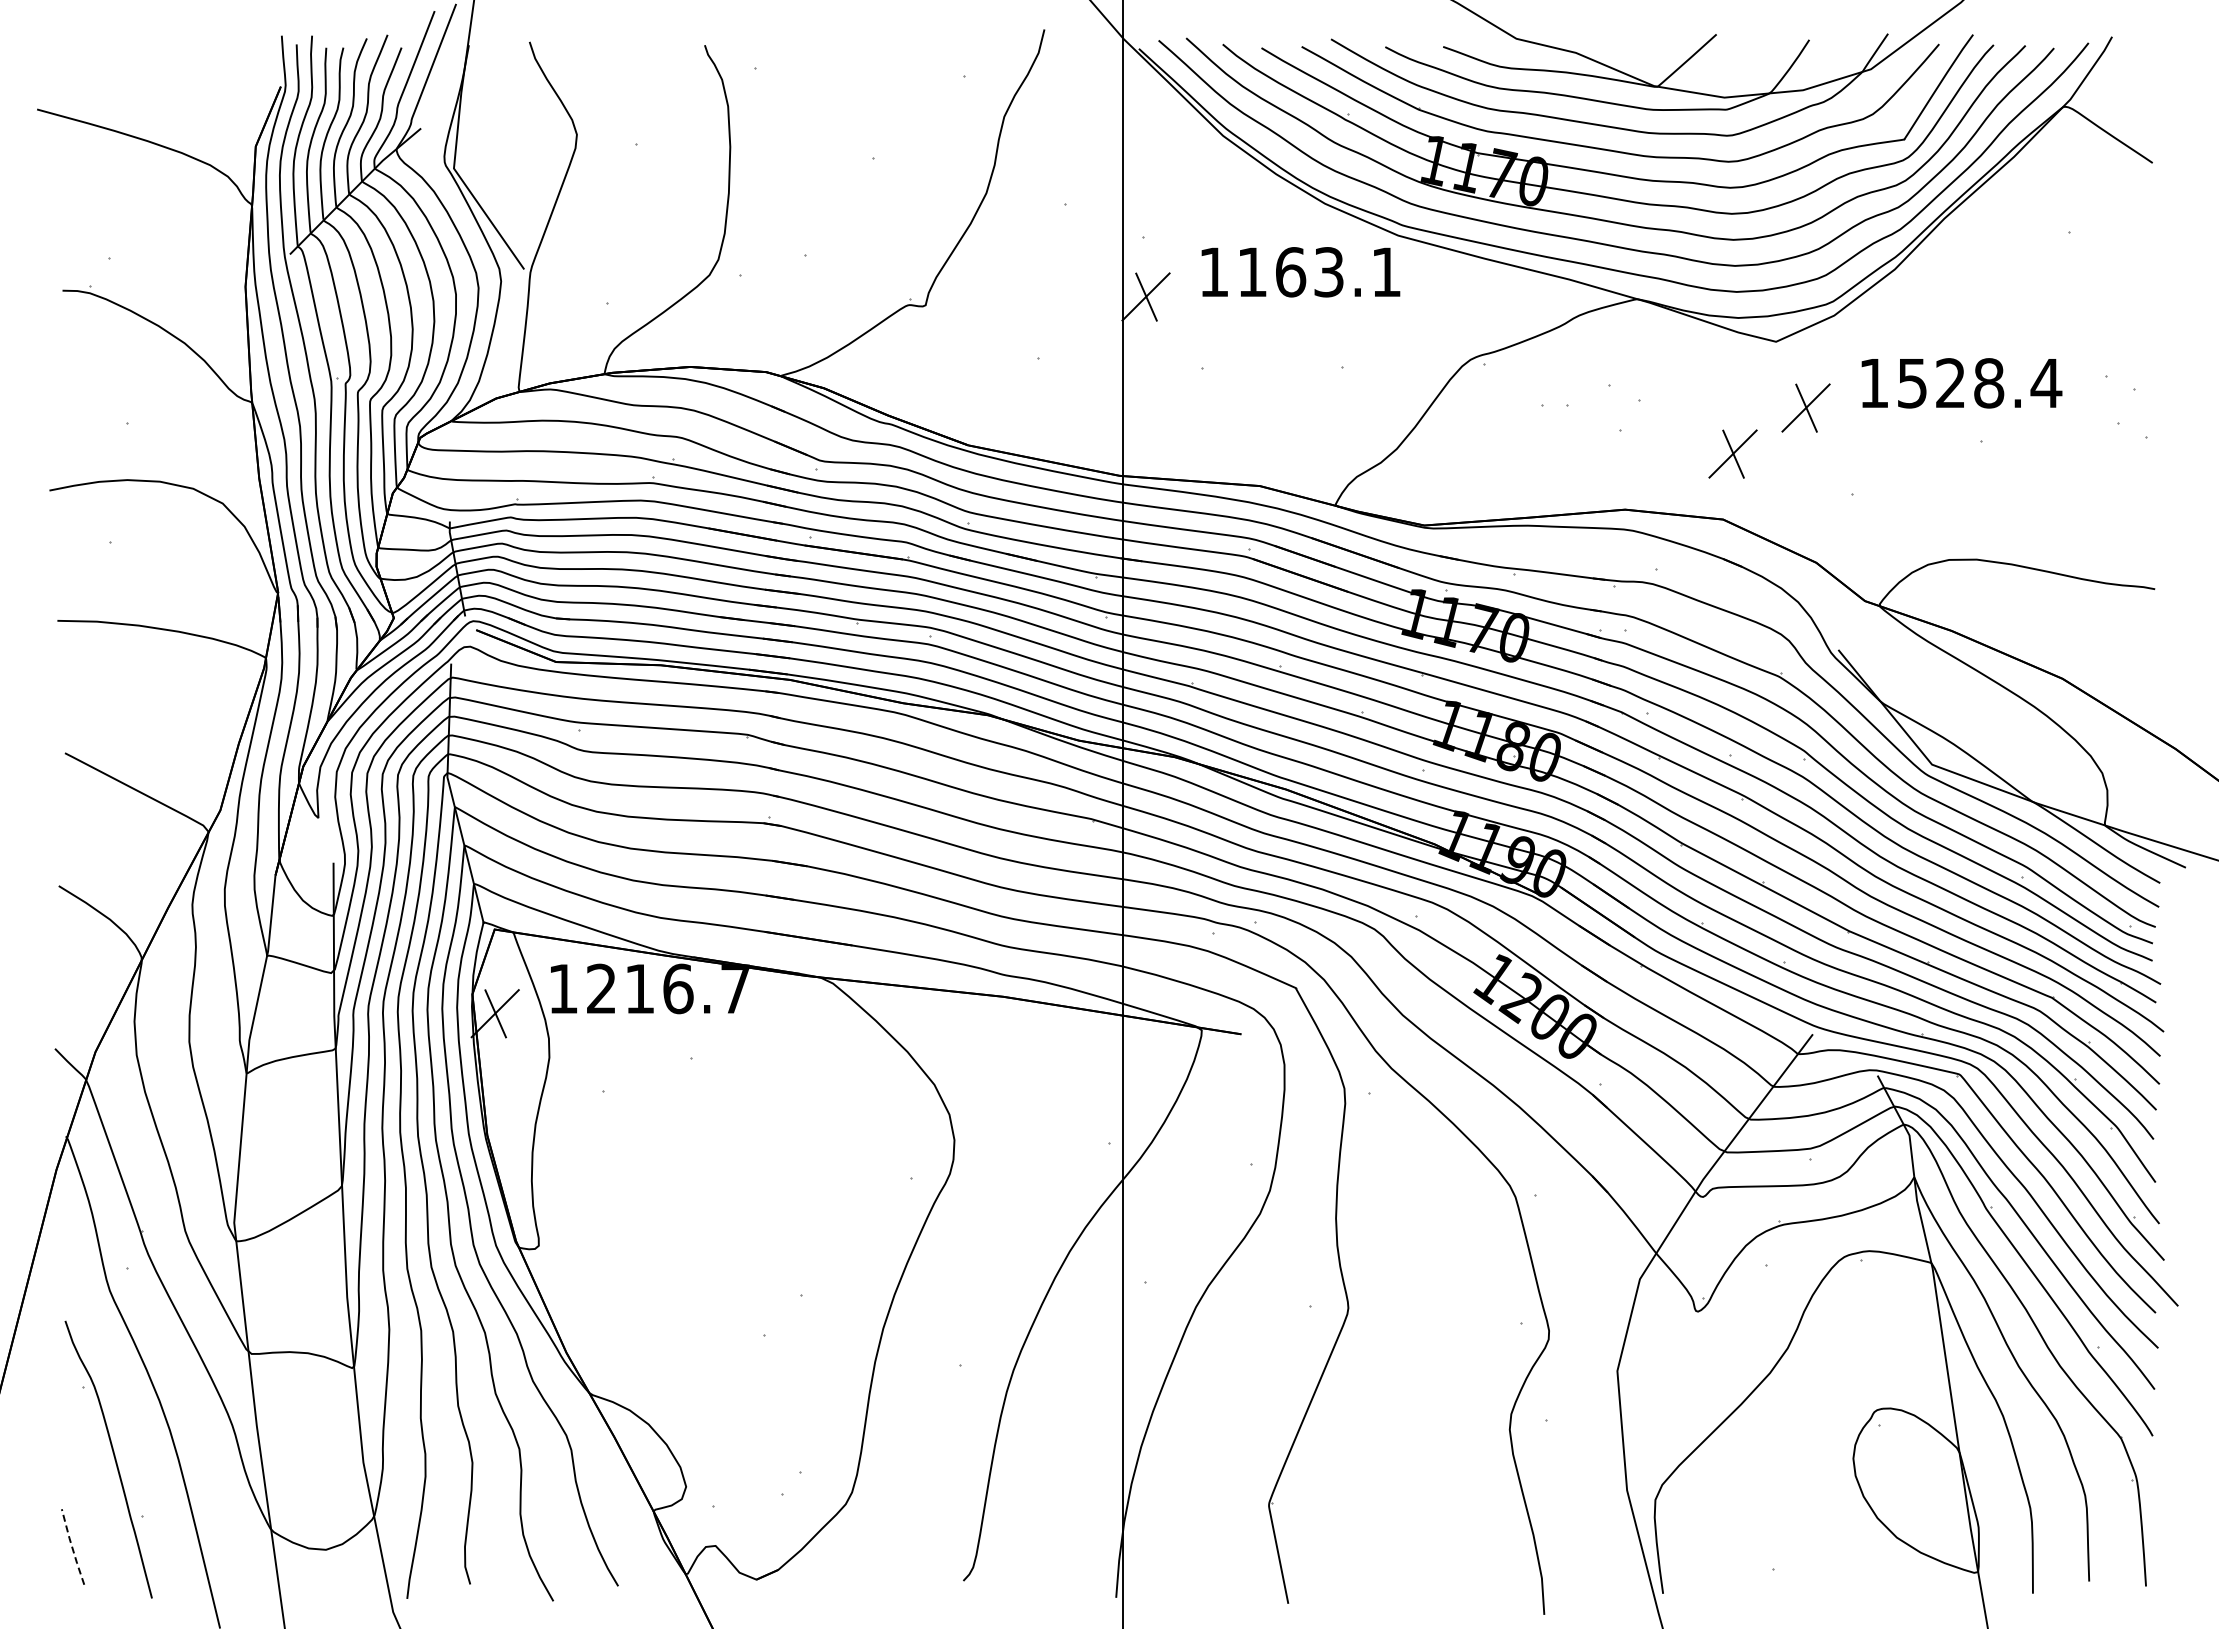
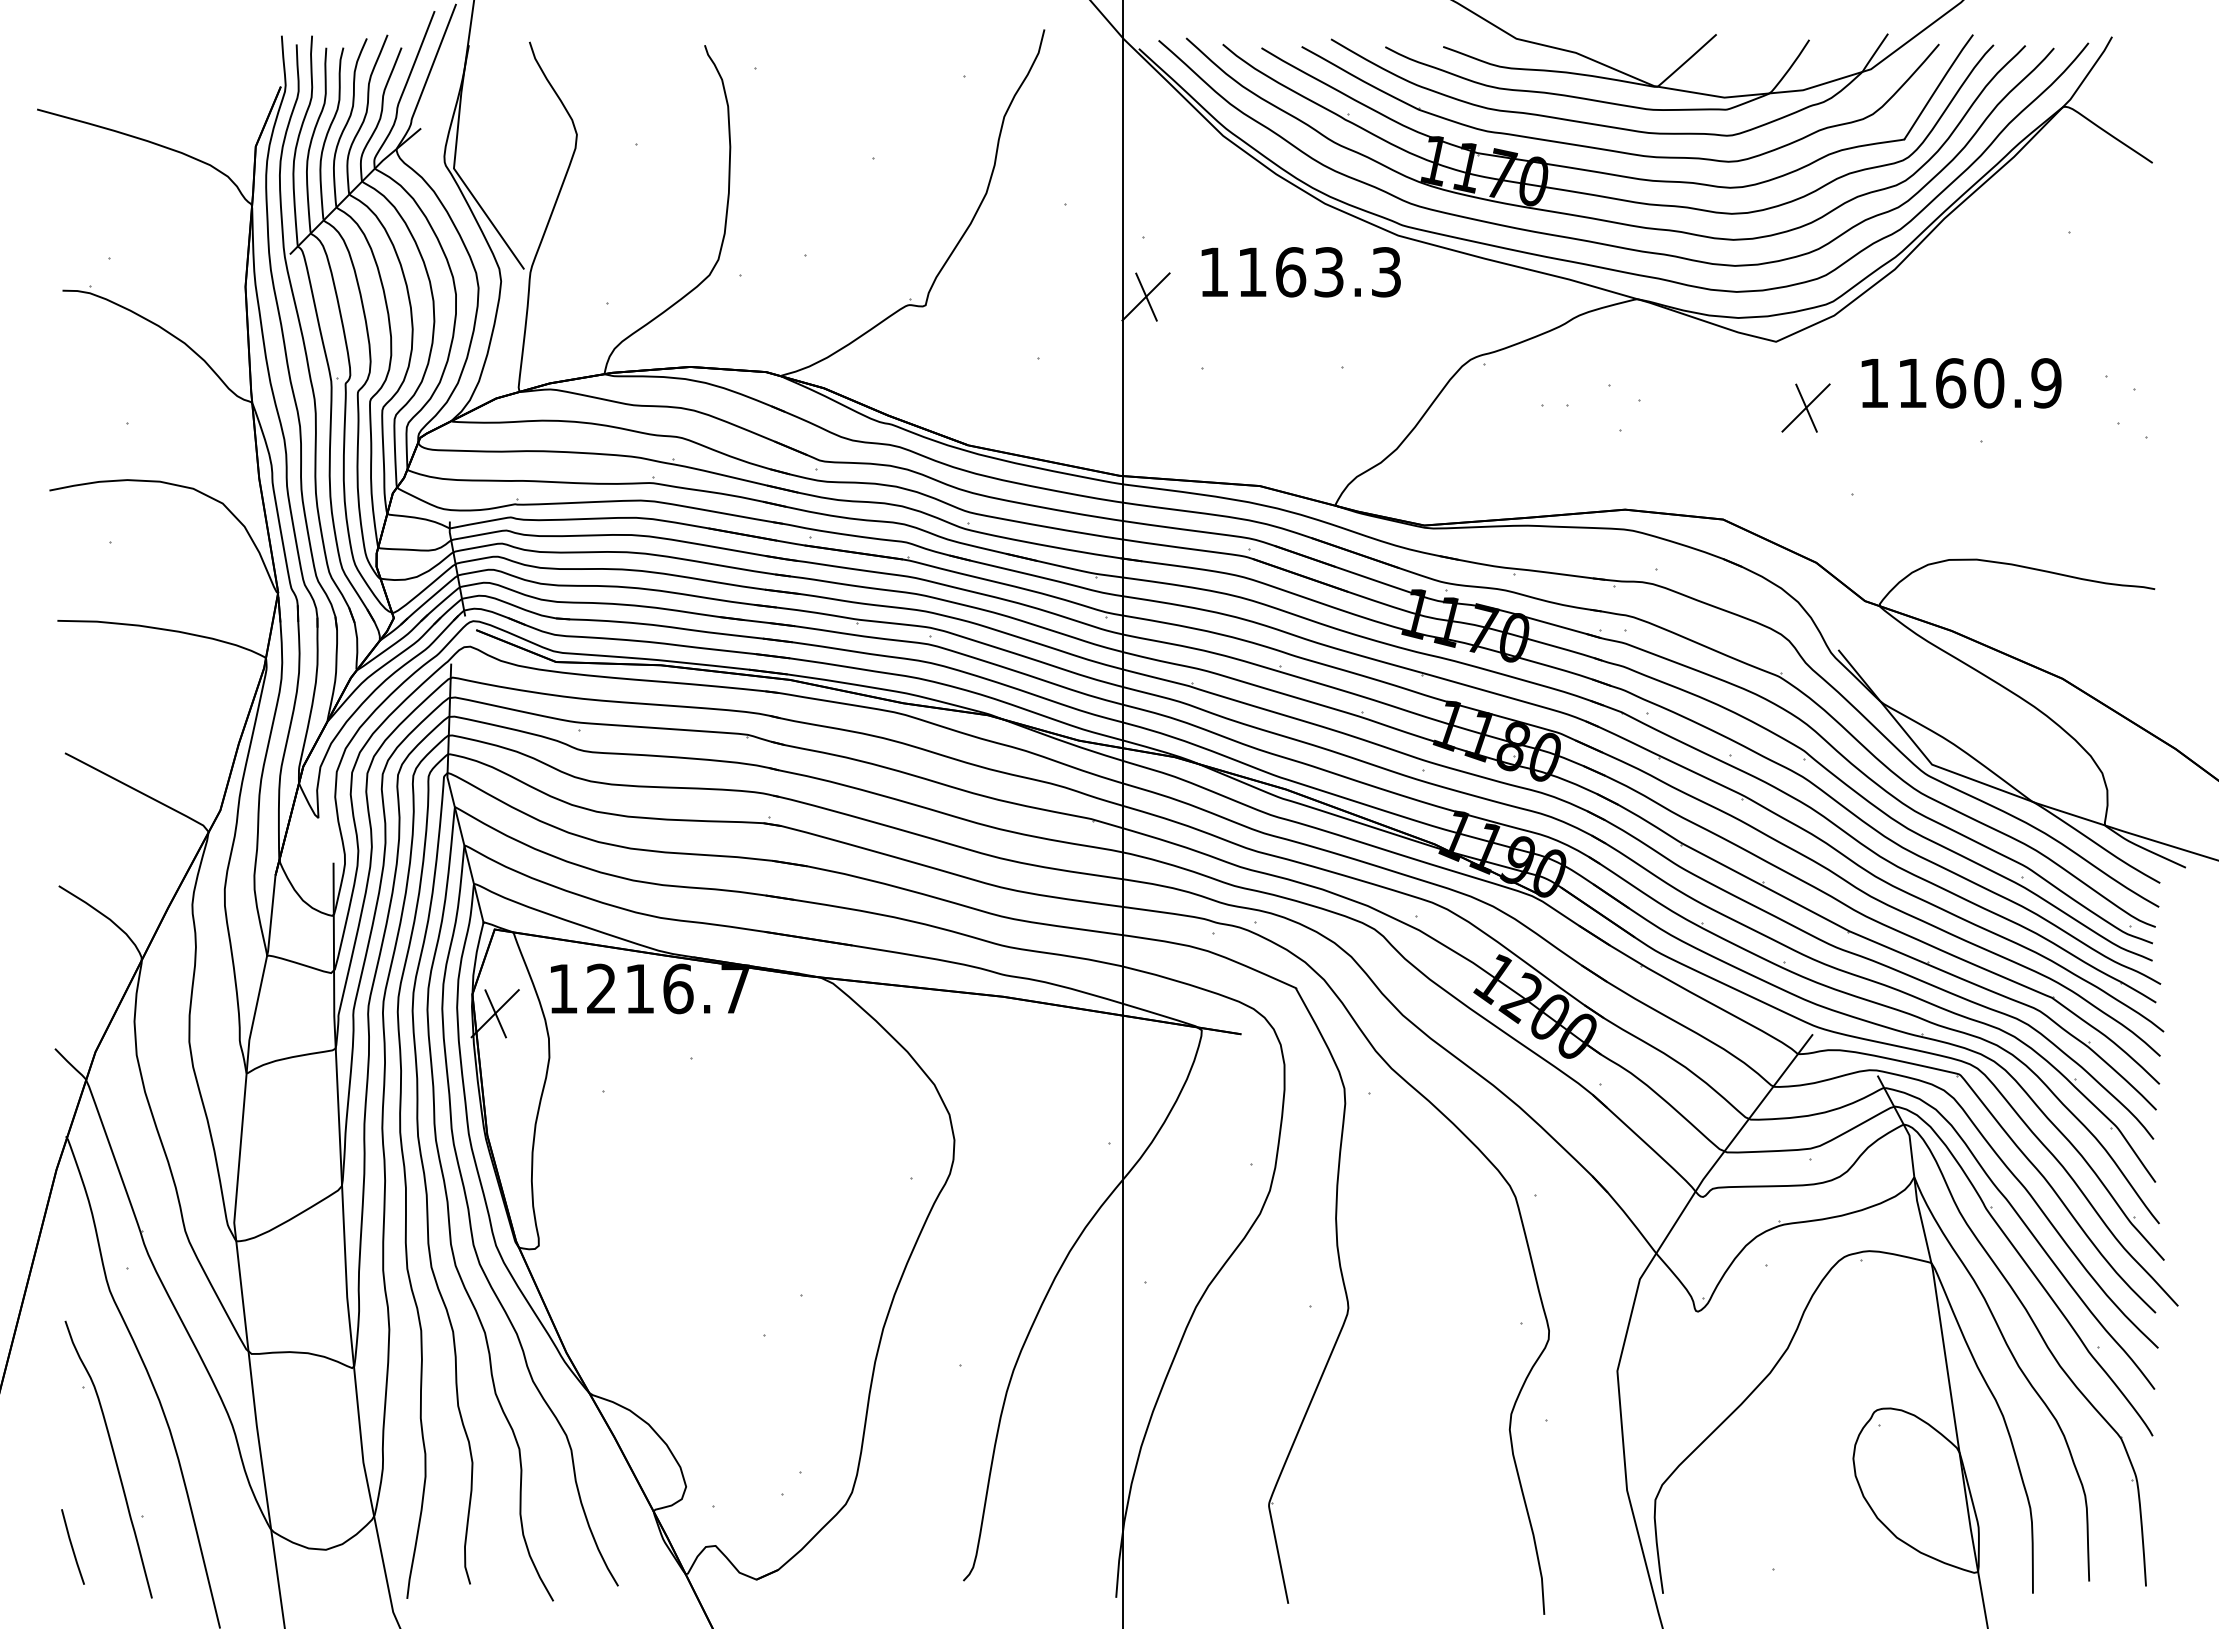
text: 1163.1 -> 1163.3 (1386, 272)
text: 1528.4 -> 1160.9 (1980, 383)
part: present -> none (1732, 453)
line: dashed -> solid (72, 1547)
